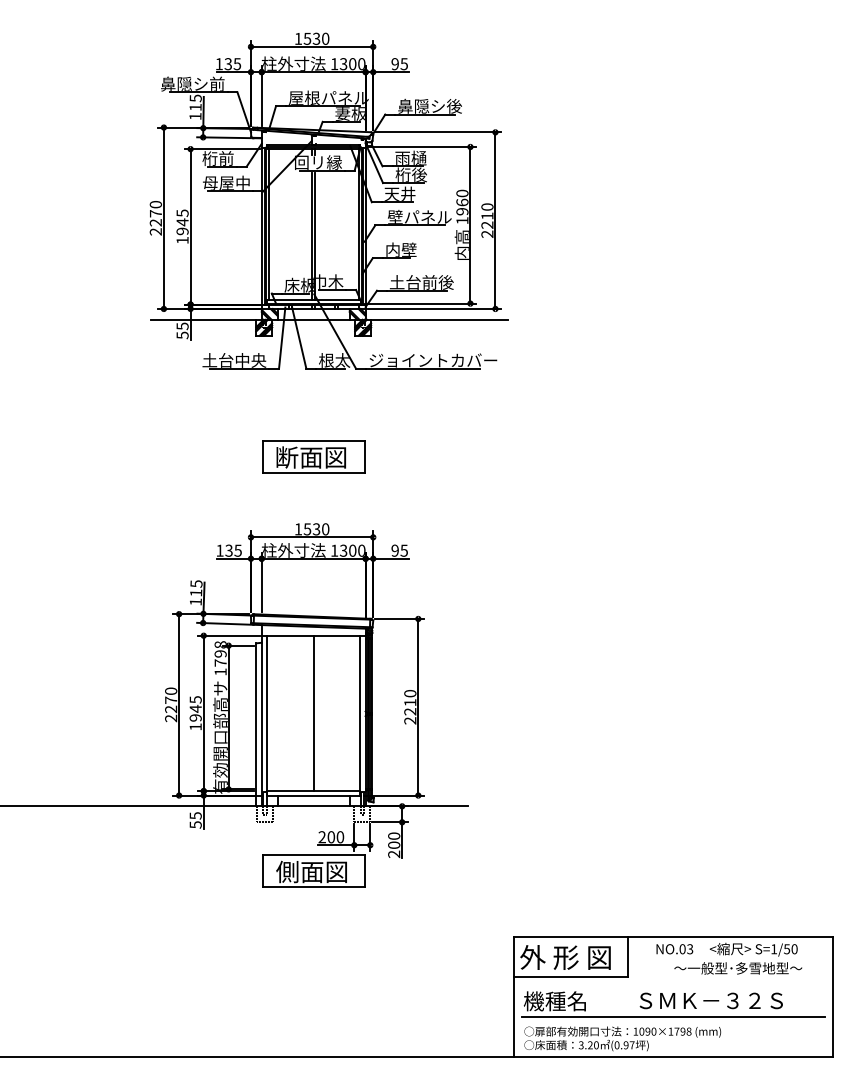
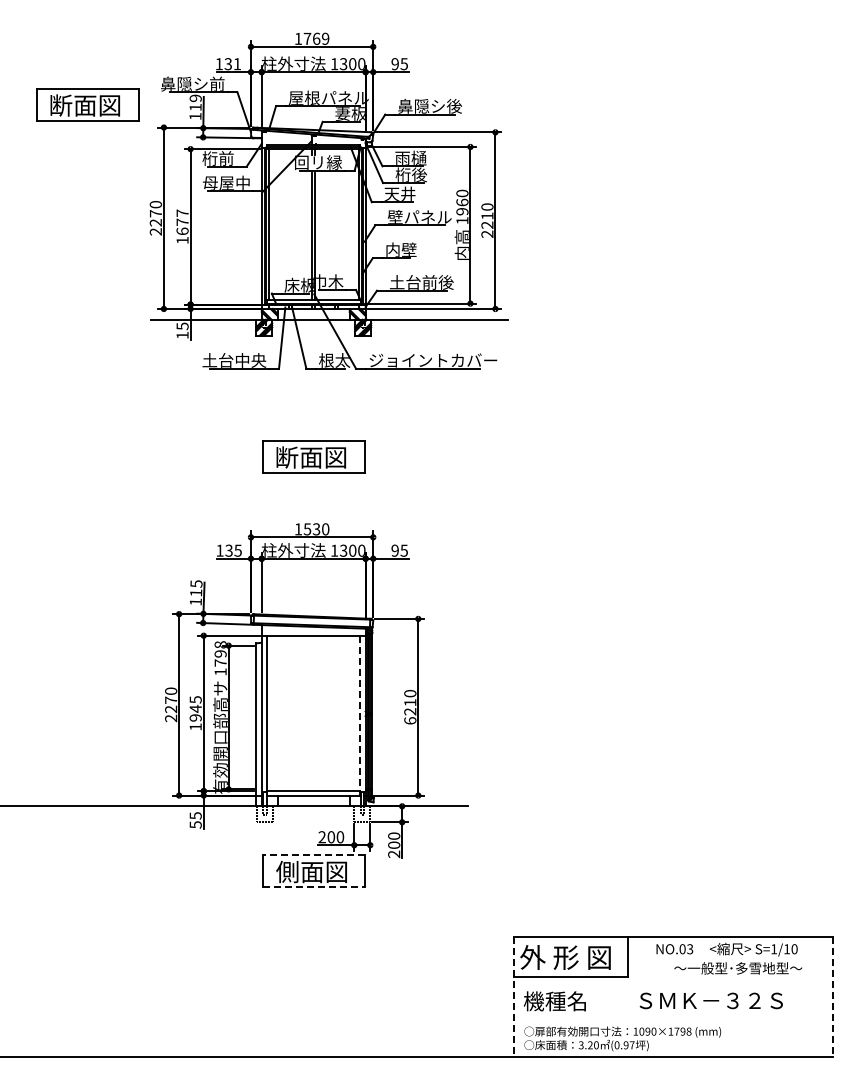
text: 1530 -> 1769 (316, 38)
text: 135 -> 131 (237, 64)
text: 115 -> 119 (195, 98)
part: none -> present (87, 104)
text: 1945 -> 1677 (182, 222)
text: 55 -> 15 (182, 335)
line: present -> none (313, 713)
line: solid -> dashed (360, 715)
text: 2210 -> 6210 (410, 720)
line: solid -> dashed (313, 855)
line: solid -> dashed (313, 887)
text: S=1/50 -> S=1/10 (787, 949)
line: solid -> dashed (513, 997)
line: solid -> dashed (833, 997)
line: present -> none (673, 1017)
